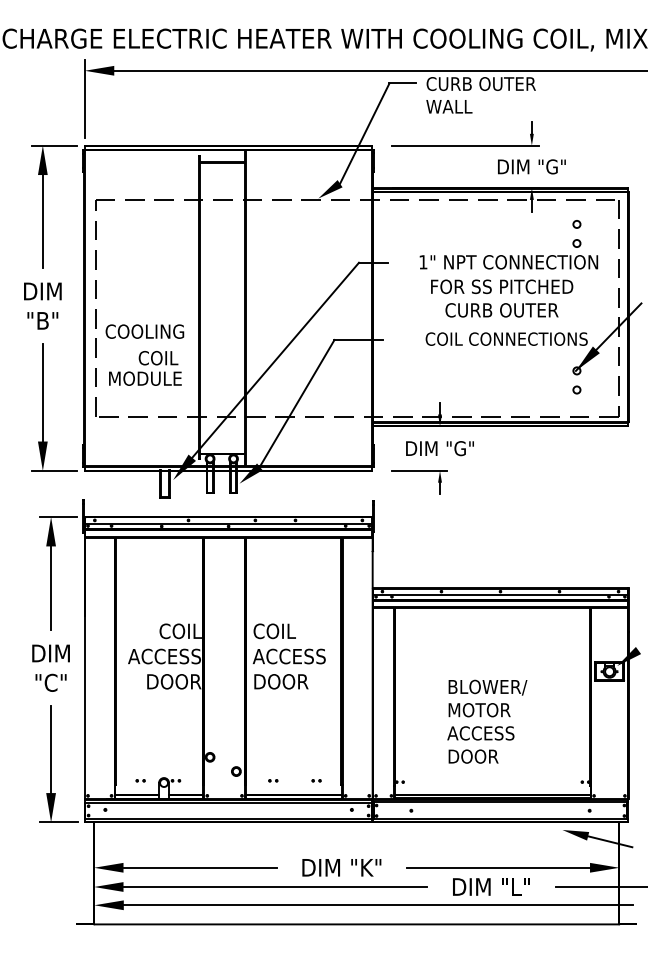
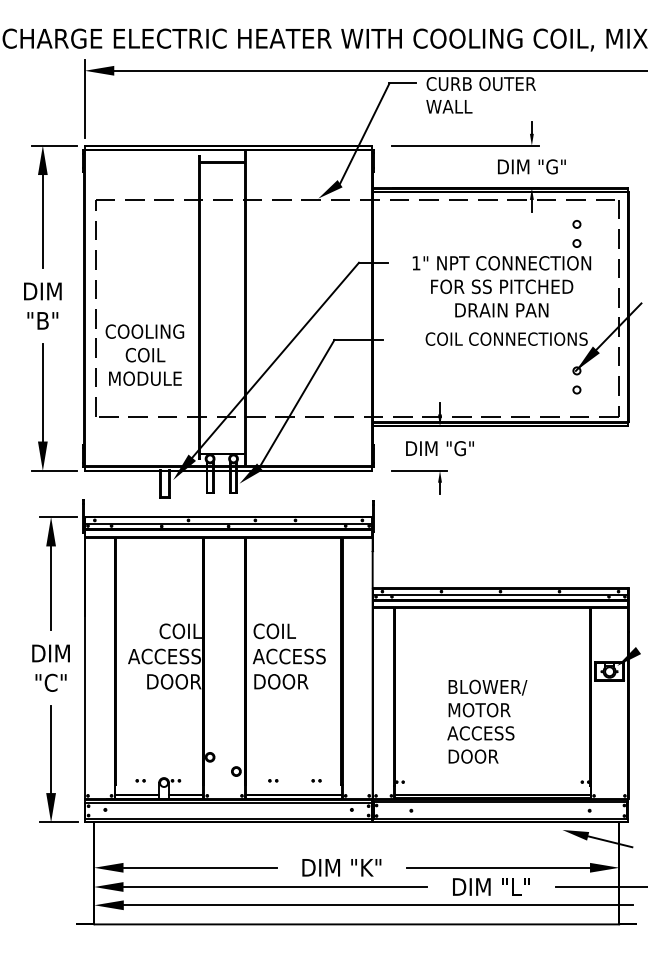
text position: (508, 262) -> (501, 263) (501, 263)
text: CURB OUTER -> DRAIN PAN (501, 310)
text position: (158, 358) -> (145, 355) (145, 355)
